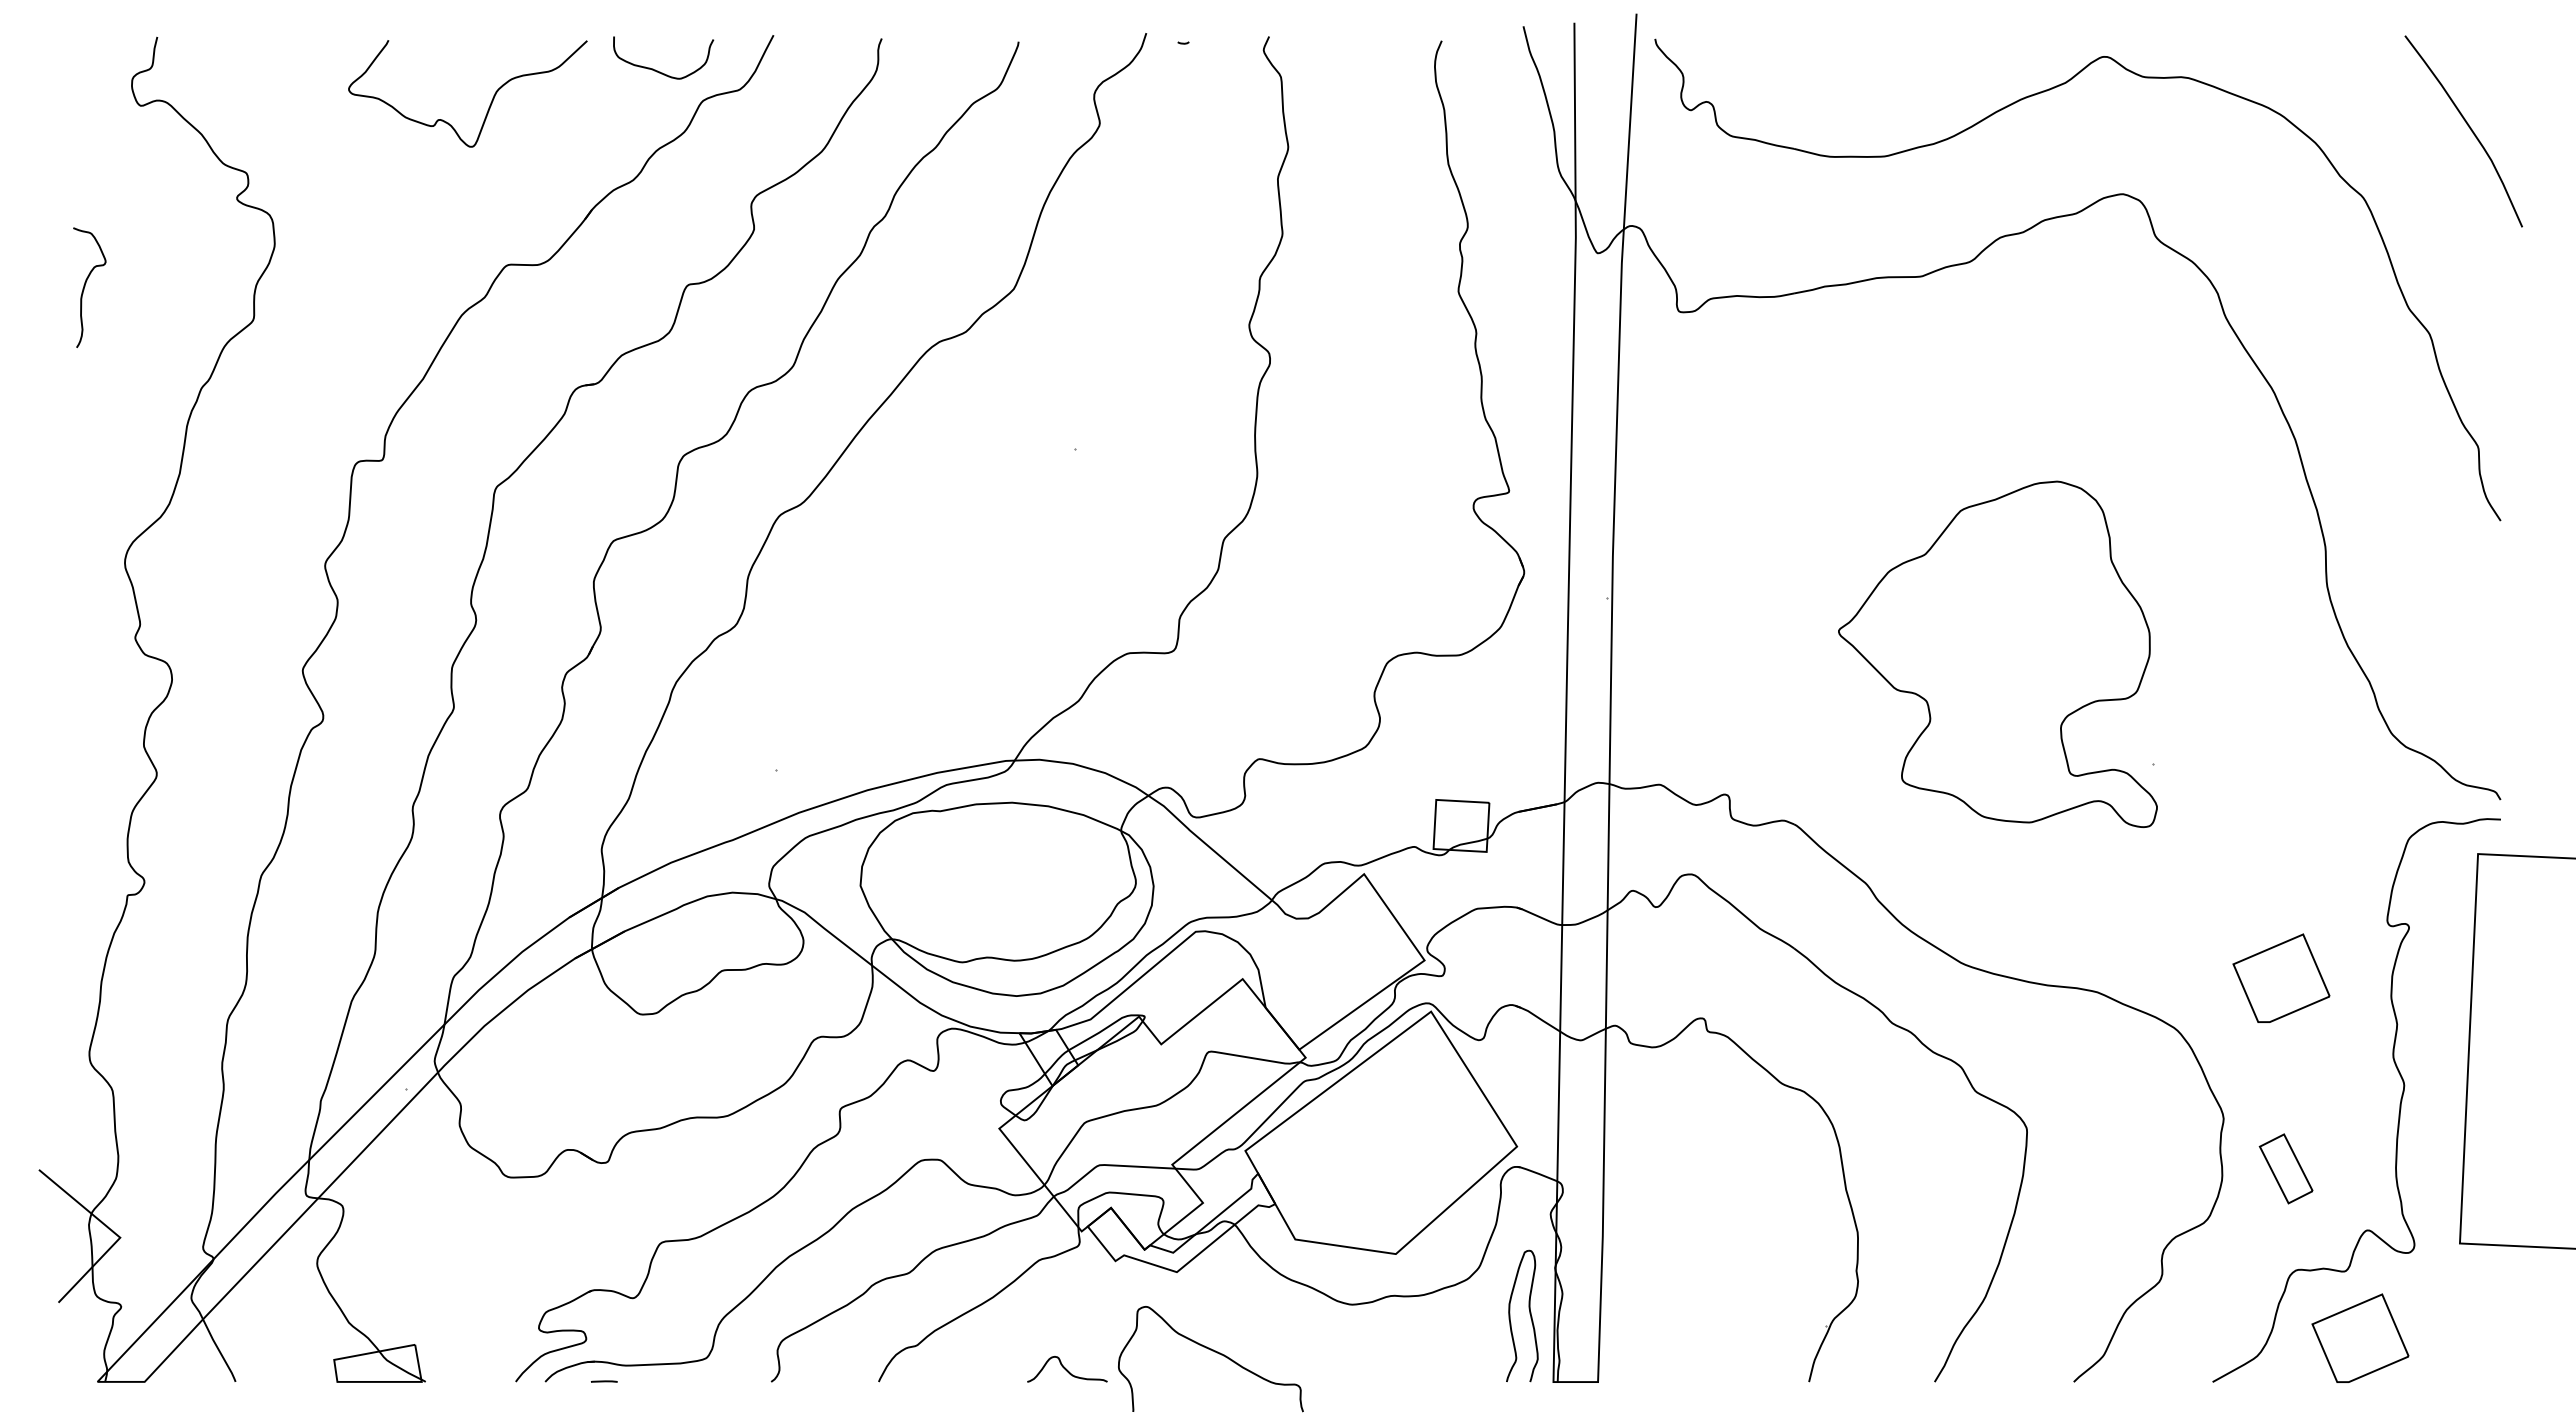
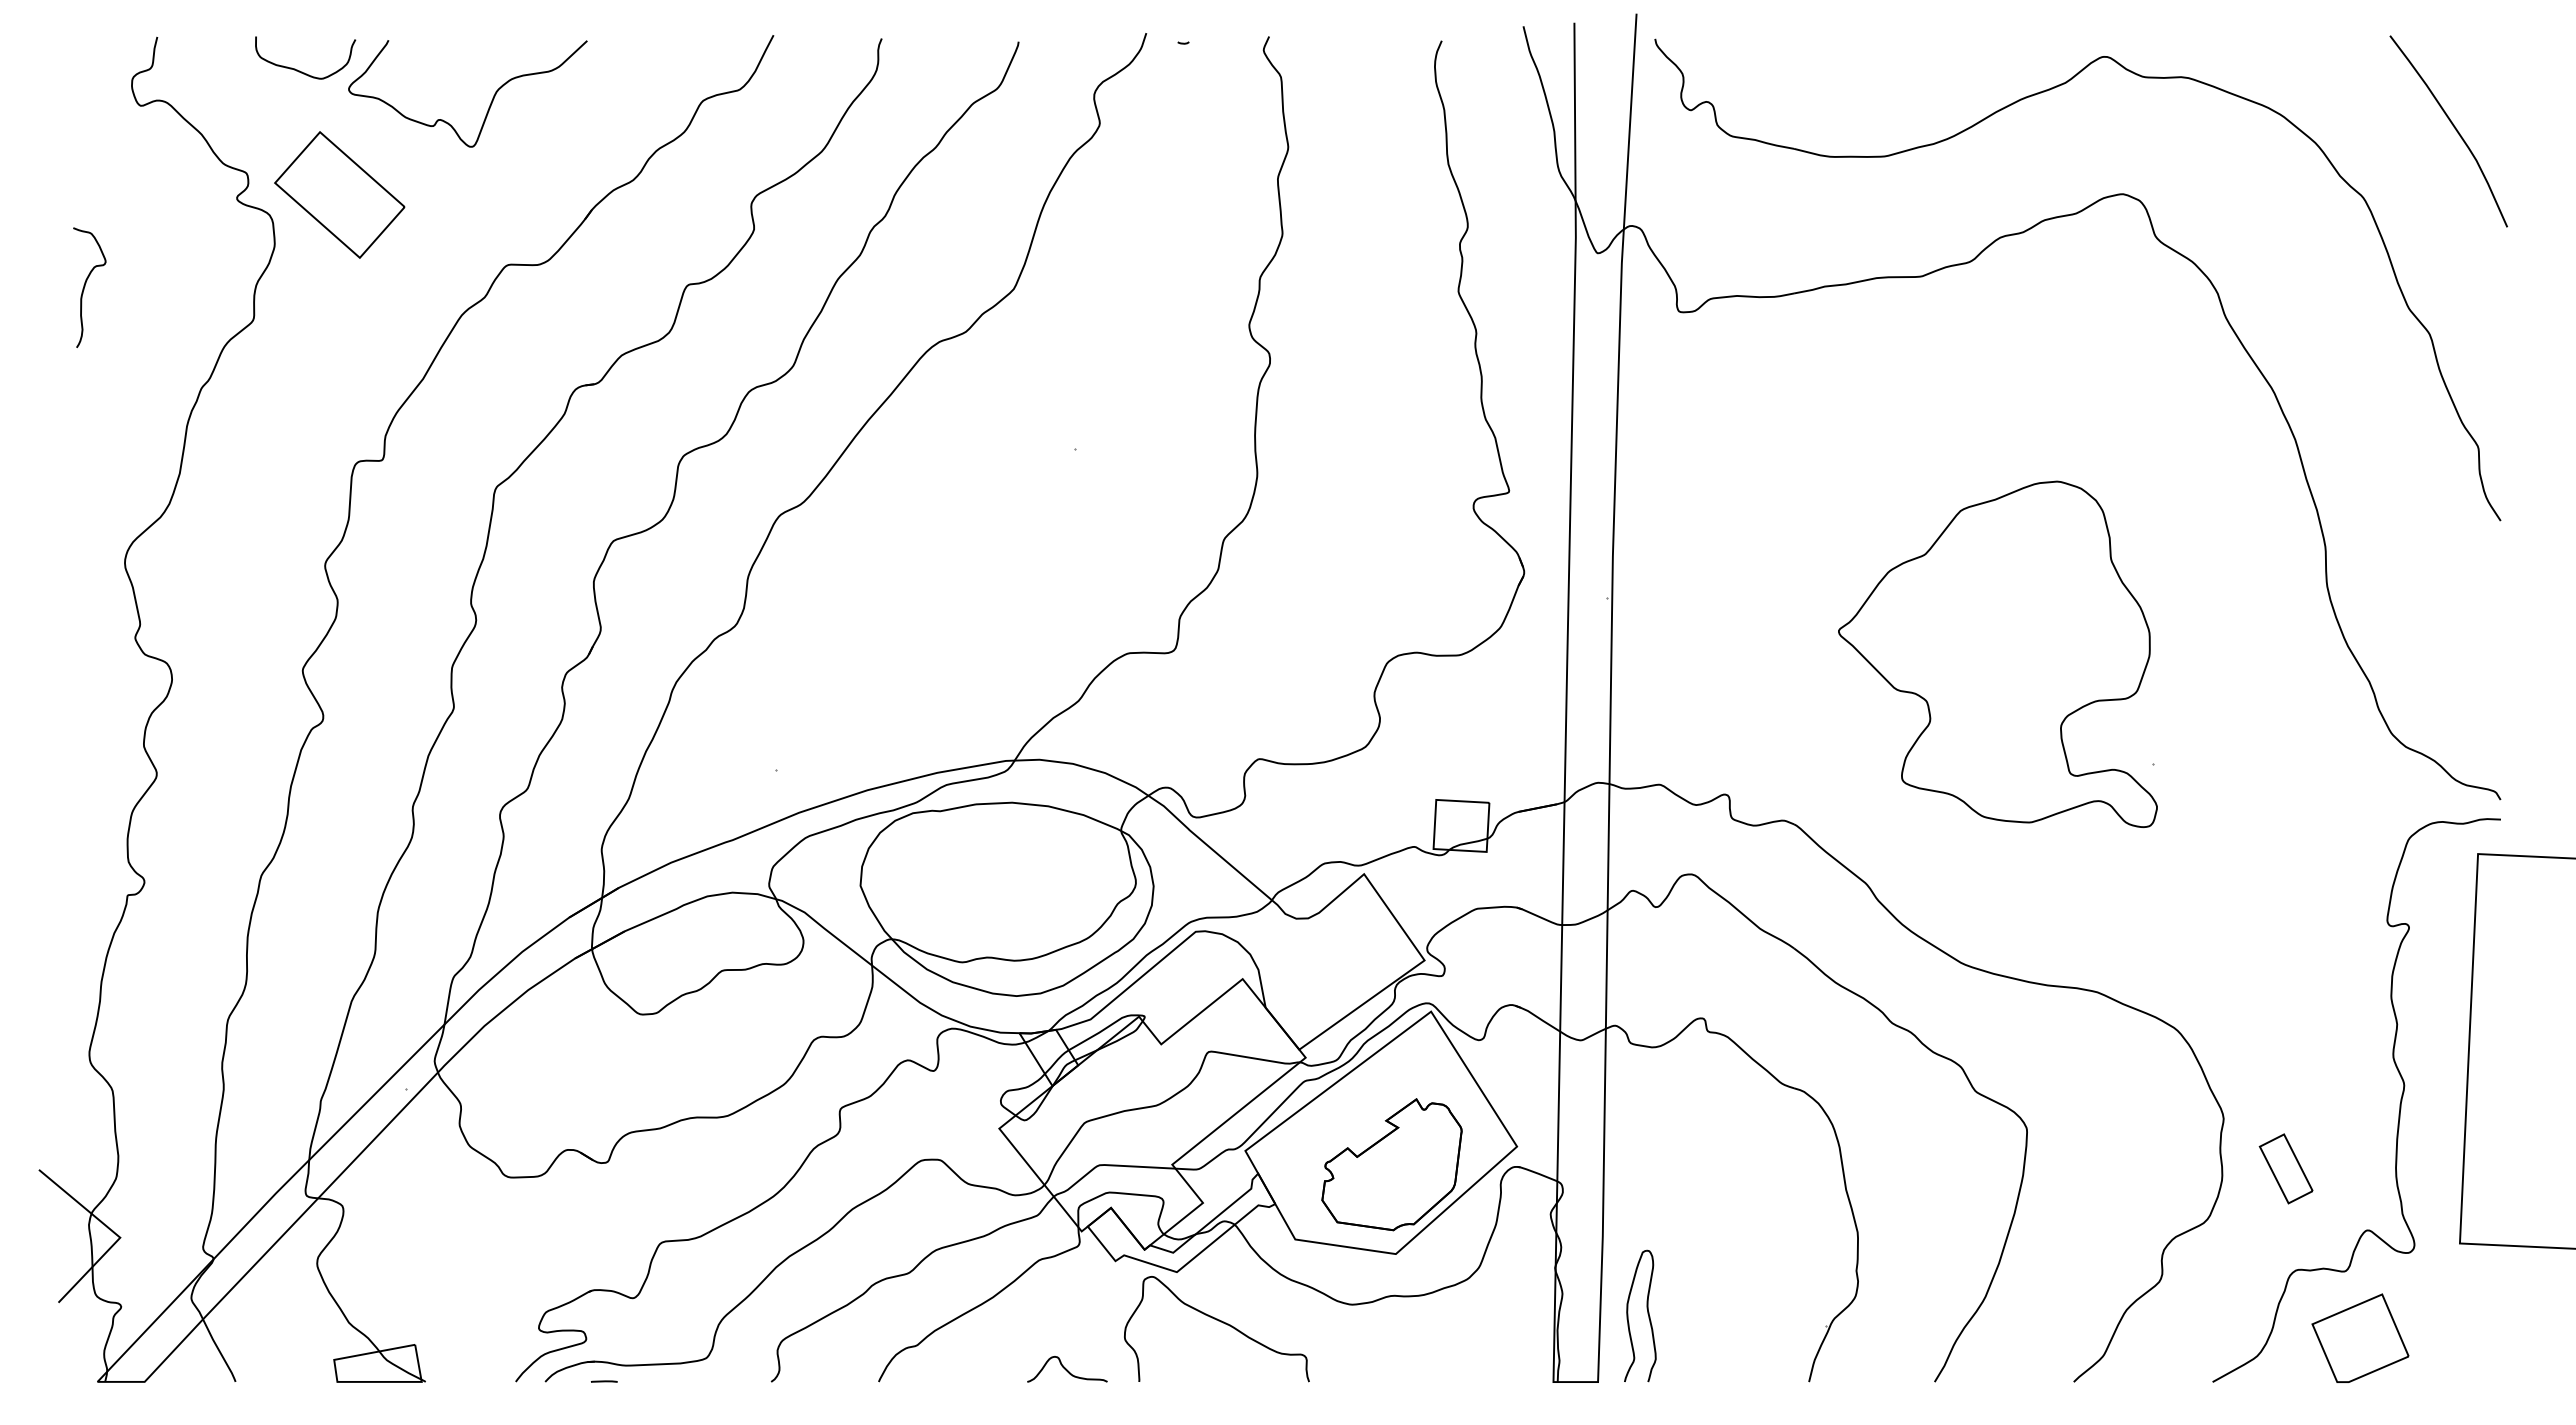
curve position: (657, 70) -> (299, 70) (299, 70)
curve position: (2468, 127) -> (2453, 127) (2453, 127)
part: none -> present (339, 194)
part: present -> none (2281, 977)
part: none -> present (1391, 1164)
part position: (1529, 1314) -> (1647, 1314) (1647, 1314)
curve position: (1214, 1352) -> (1220, 1322) (1220, 1322)
